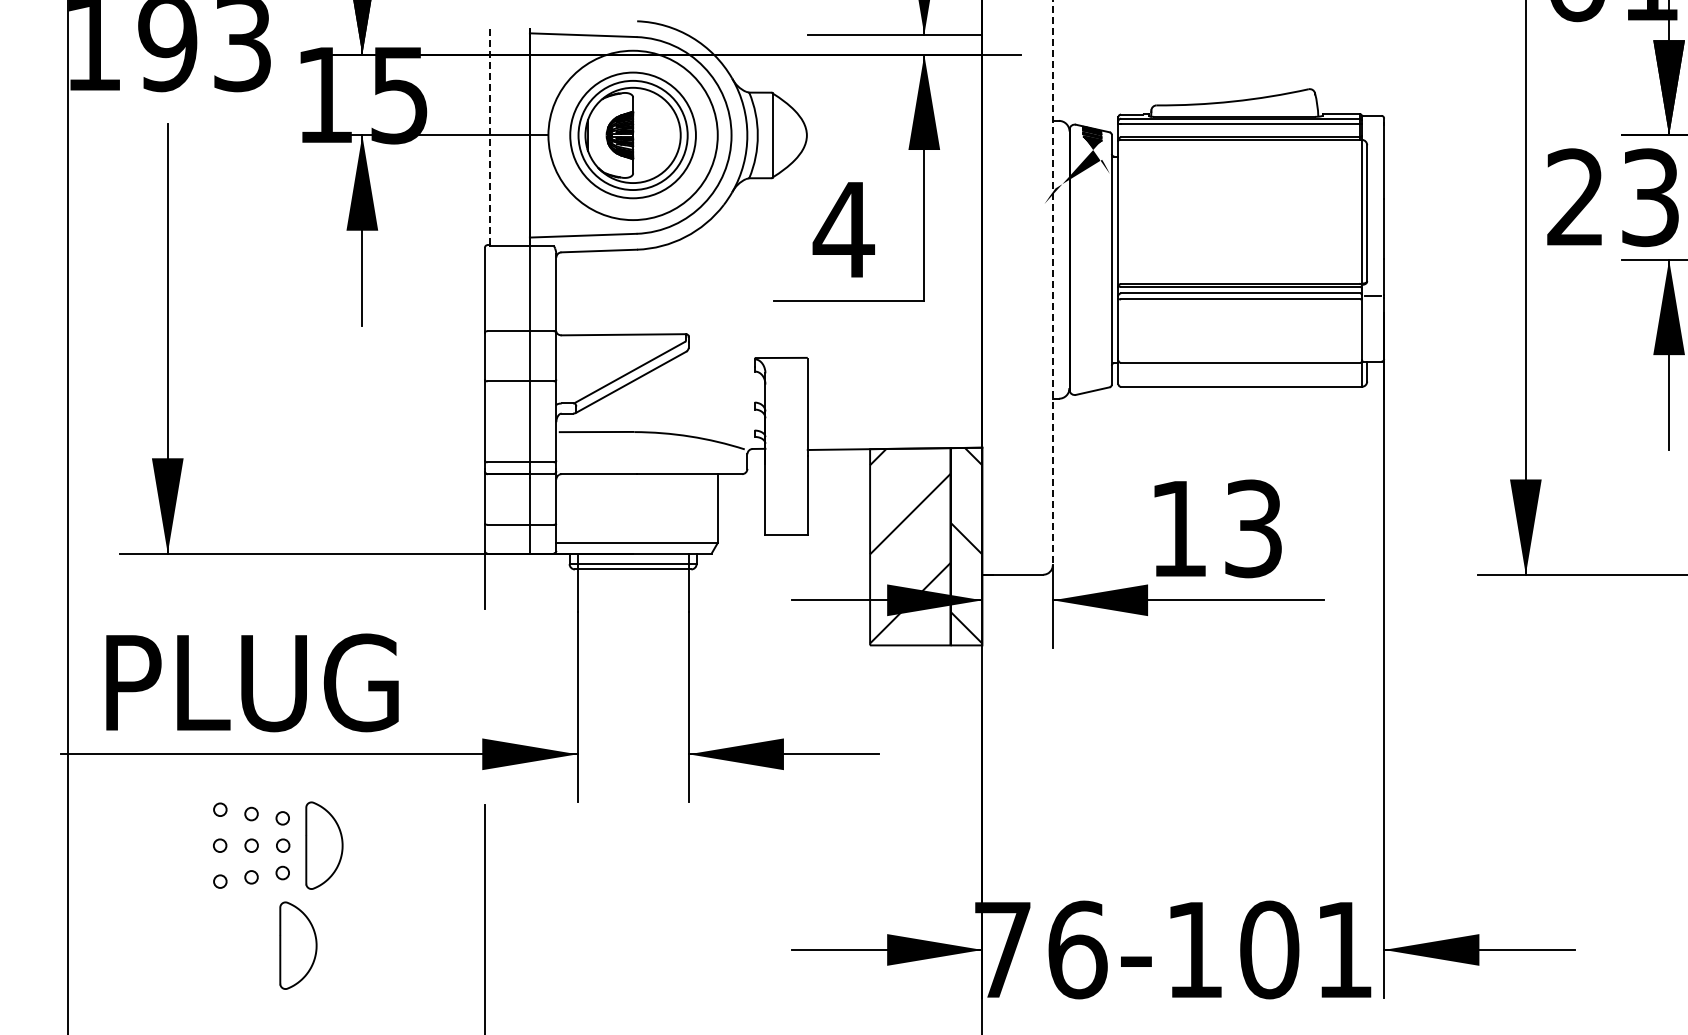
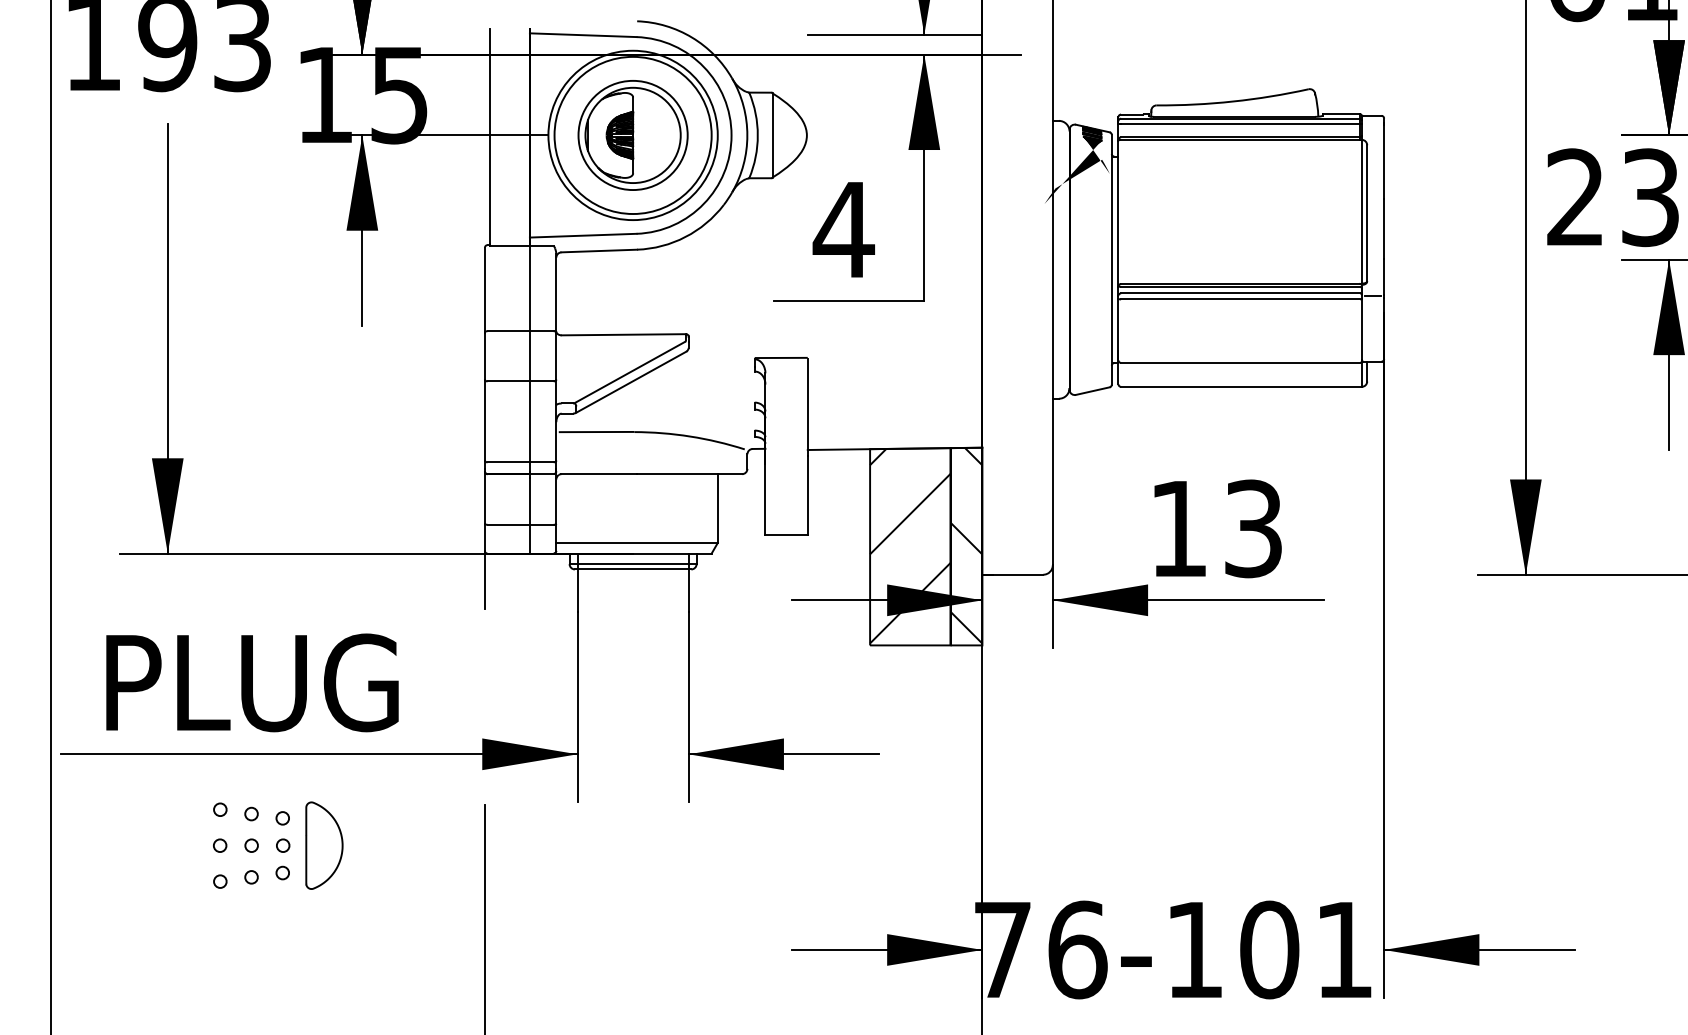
circle diameter: 126 px -> 157 px (632, 135)
line: dashed -> solid (490, 136)
line: dashed -> solid (1052, 283)
line position: (67, 516) -> (50, 516) (50, 516)
part: present -> none (298, 945)
